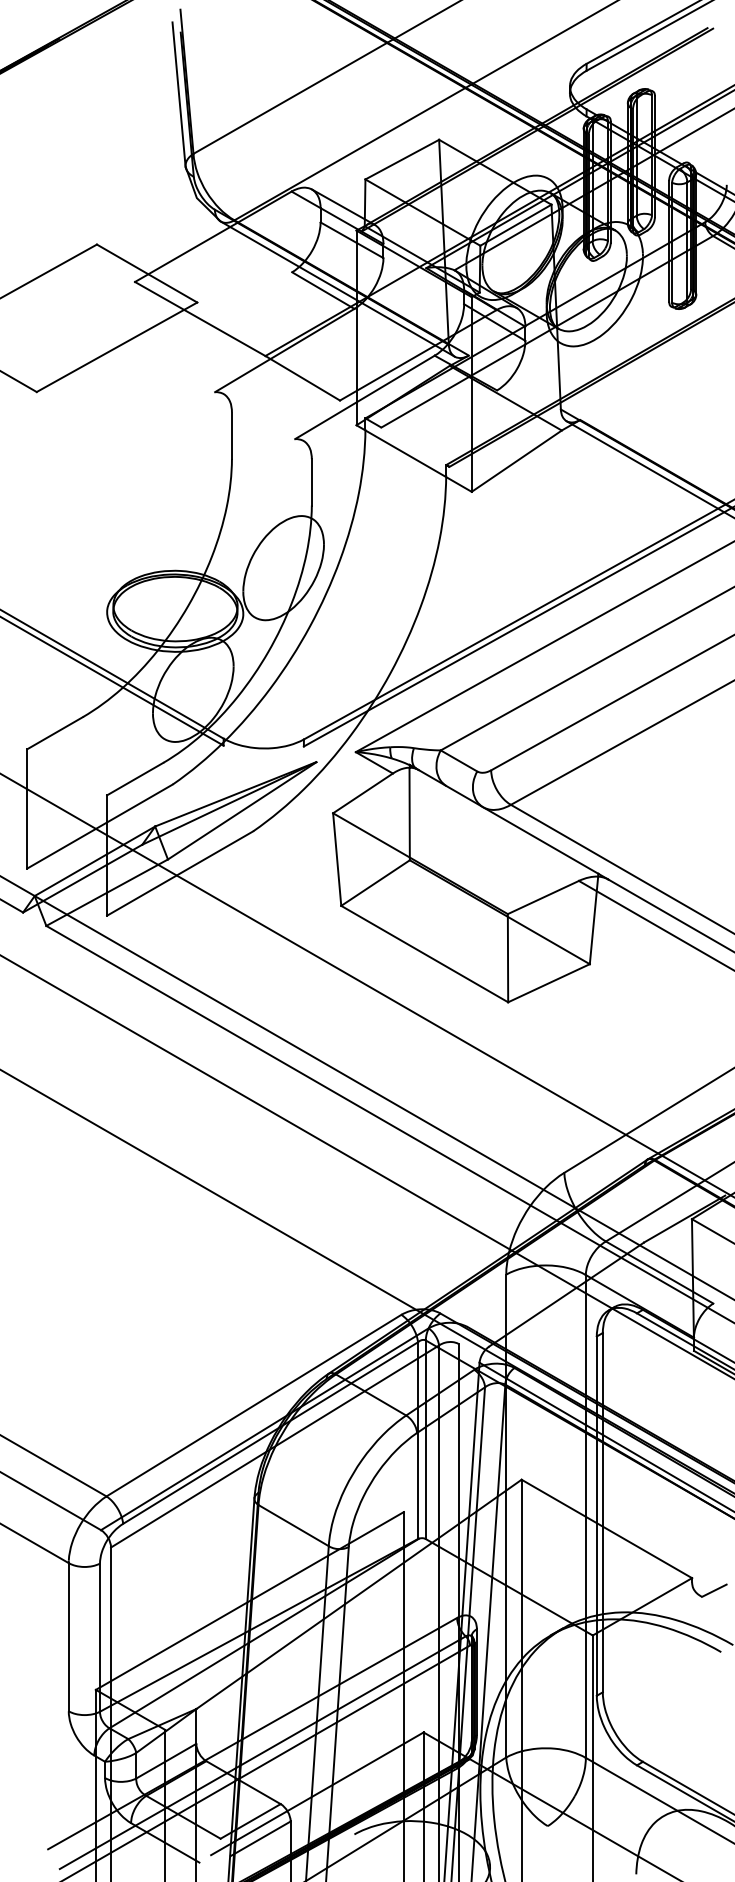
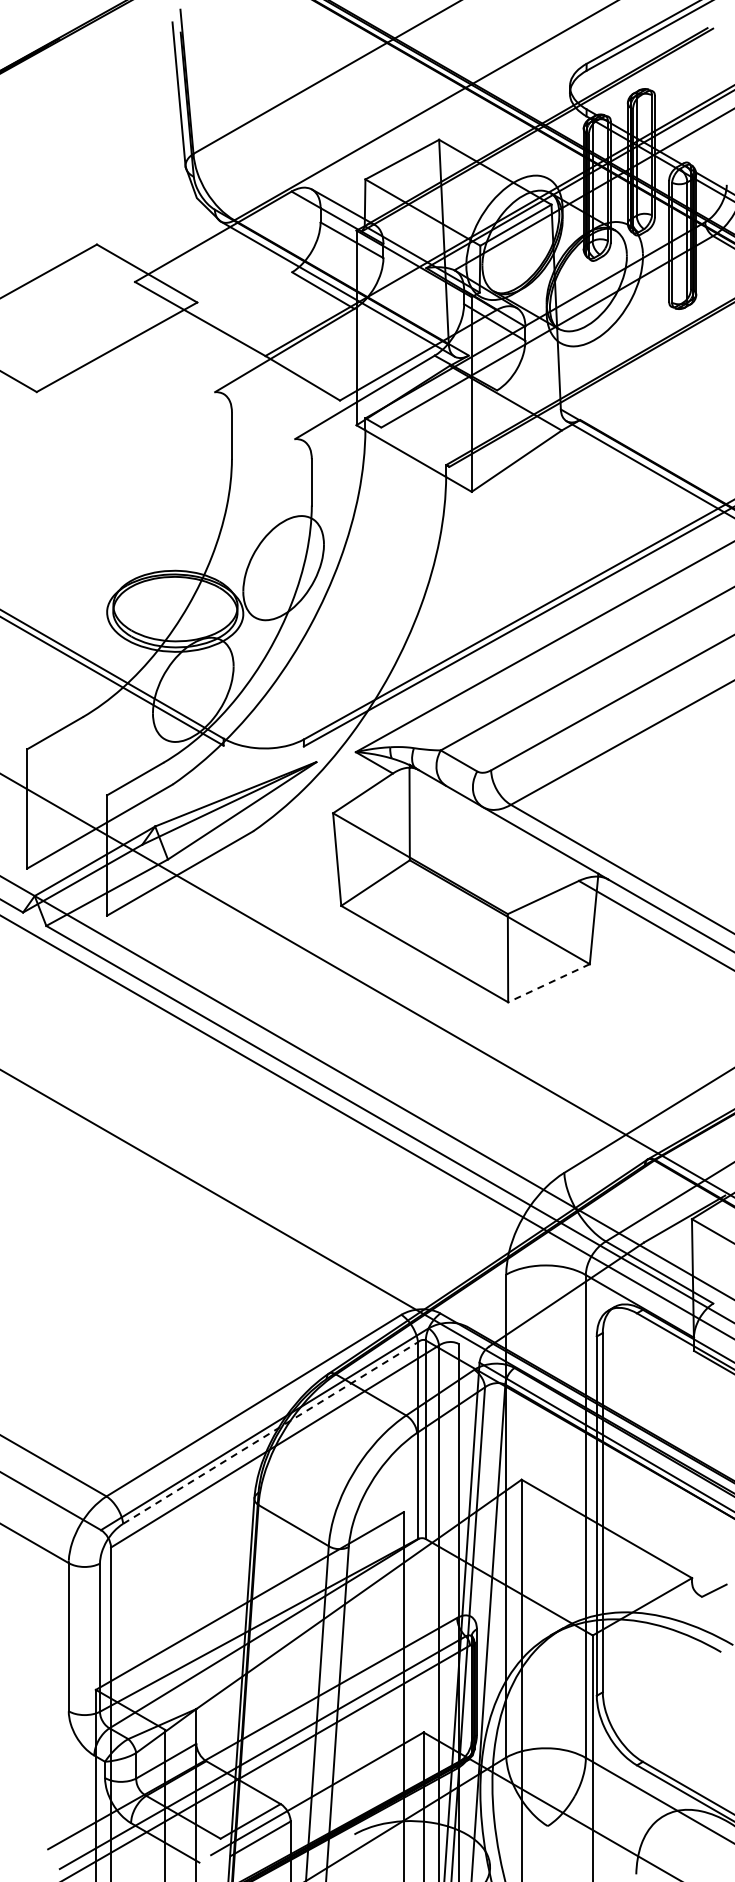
line: solid -> dashed (548, 983)
line position: (366, 1166) -> (366, 1126) (366, 1126)
line: solid -> dashed (271, 1432)
